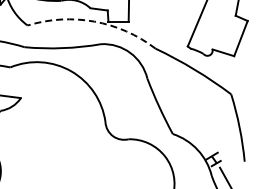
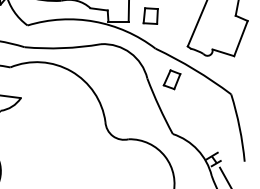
part: none -> present (150, 15)
arc: dashed -> solid (94, 21)
part: none -> present (171, 79)
